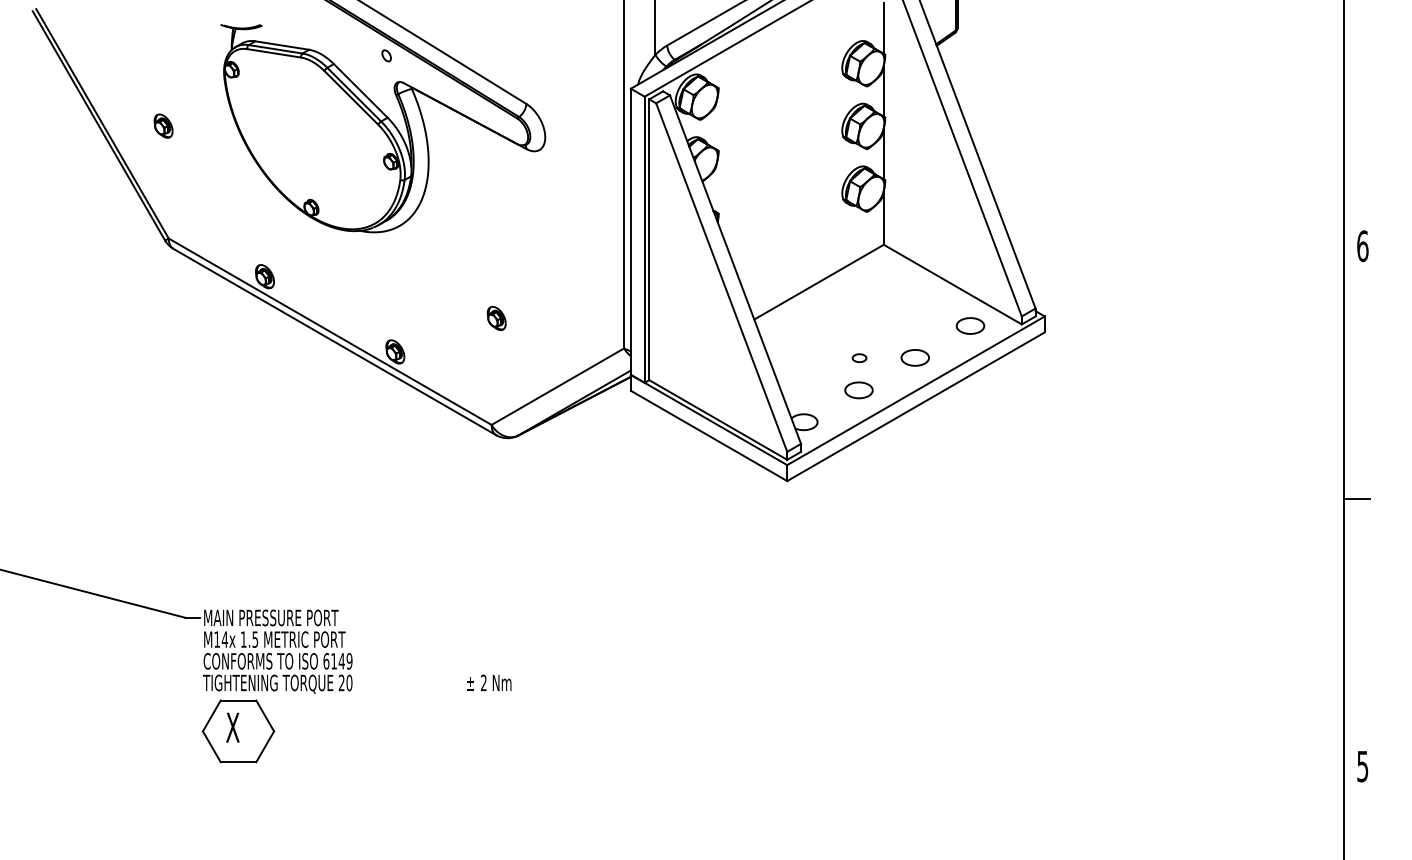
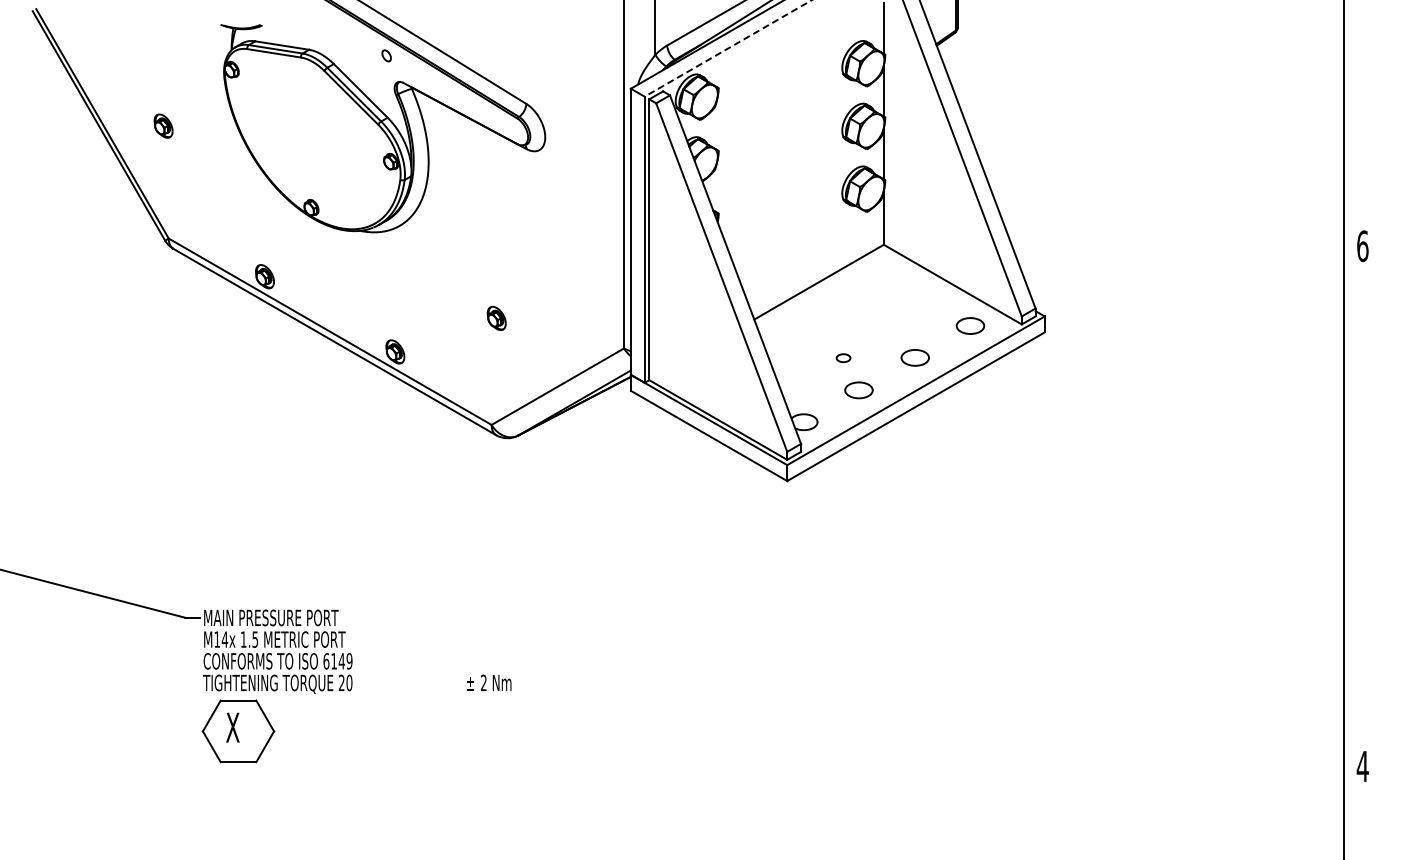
line: solid -> dashed (727, 48)
part position: (859, 358) -> (843, 358) (843, 358)
line: present -> none (1356, 499)
text: 5 -> 4 (1362, 766)
